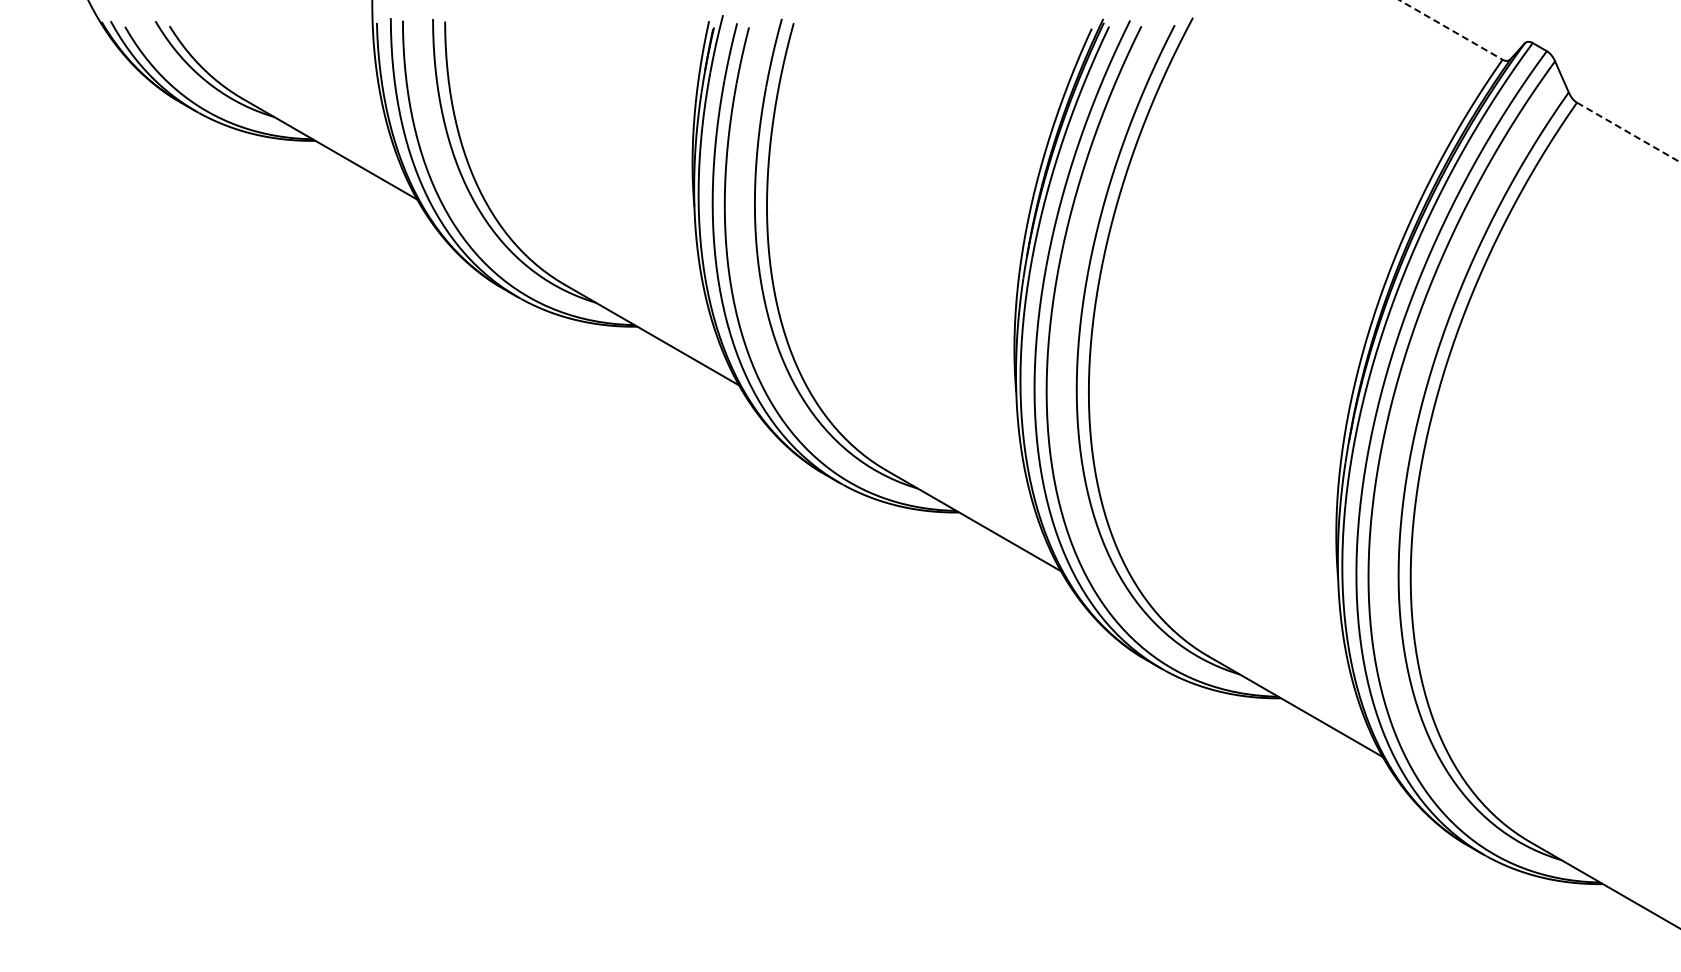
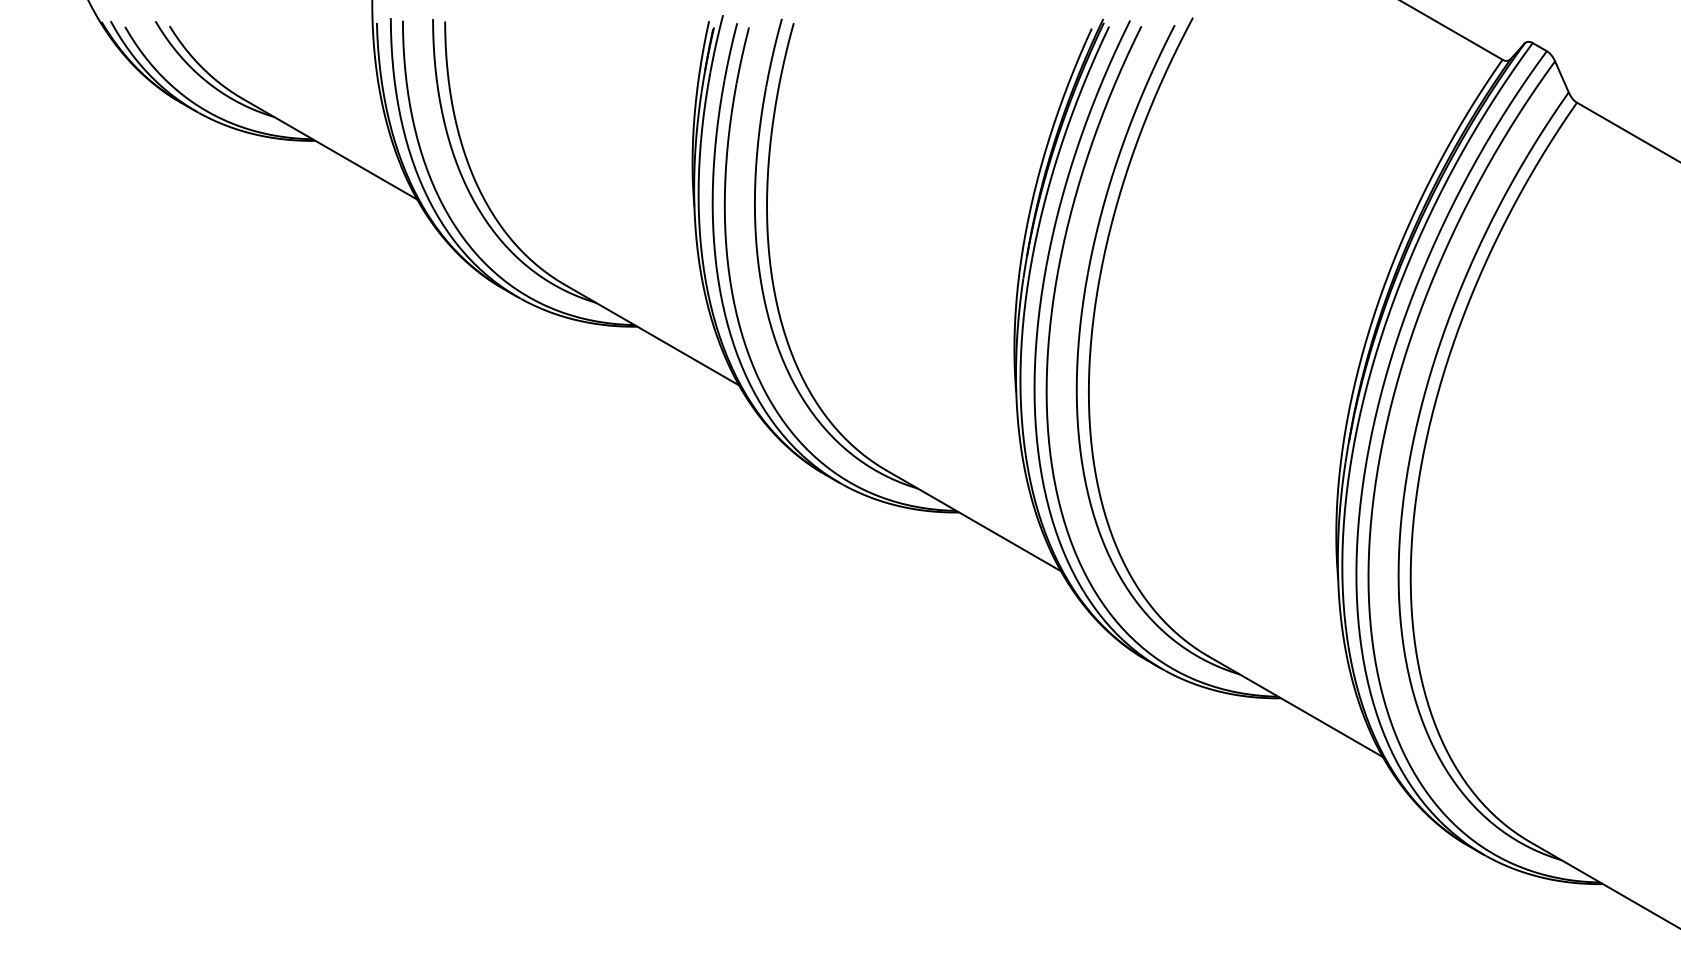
line: dashed -> solid (1451, 30)
line: dashed -> solid (1628, 132)
